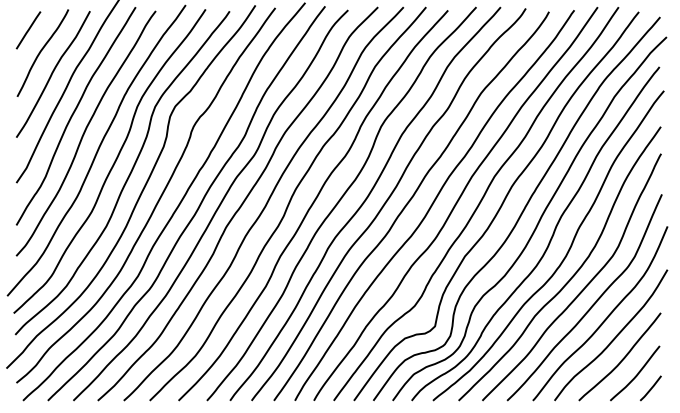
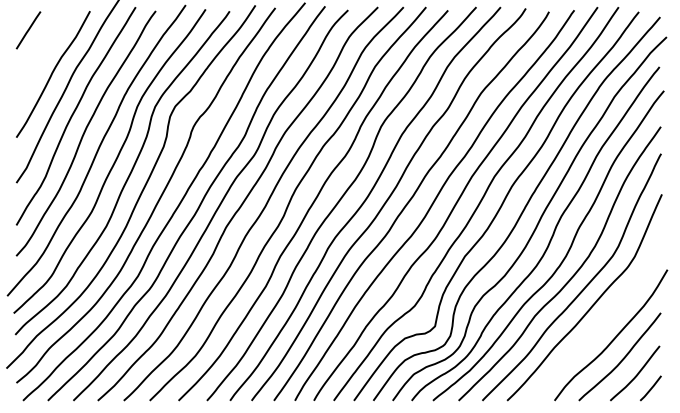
curve: present -> none (41, 52)
curve: present -> none (605, 318)
